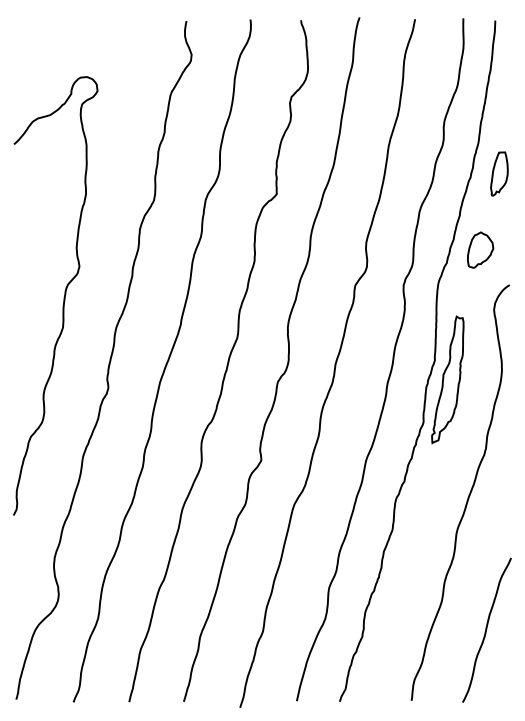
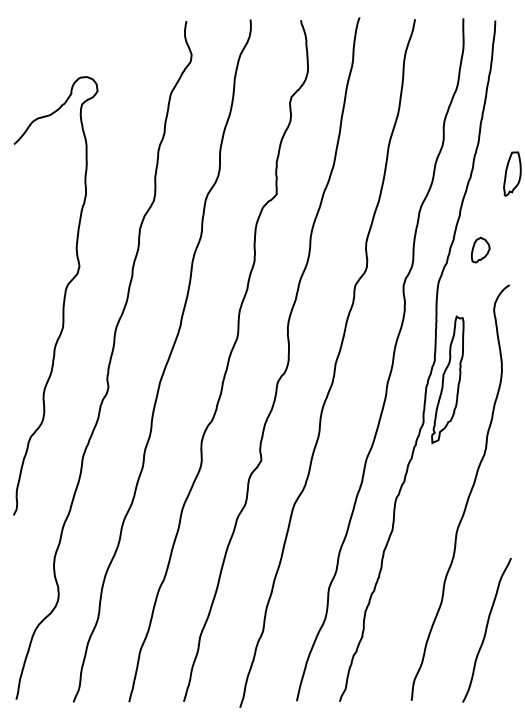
part position: (499, 173) -> (512, 173) (512, 173)
part size: 28x38 px -> 20x28 px (480, 249)
